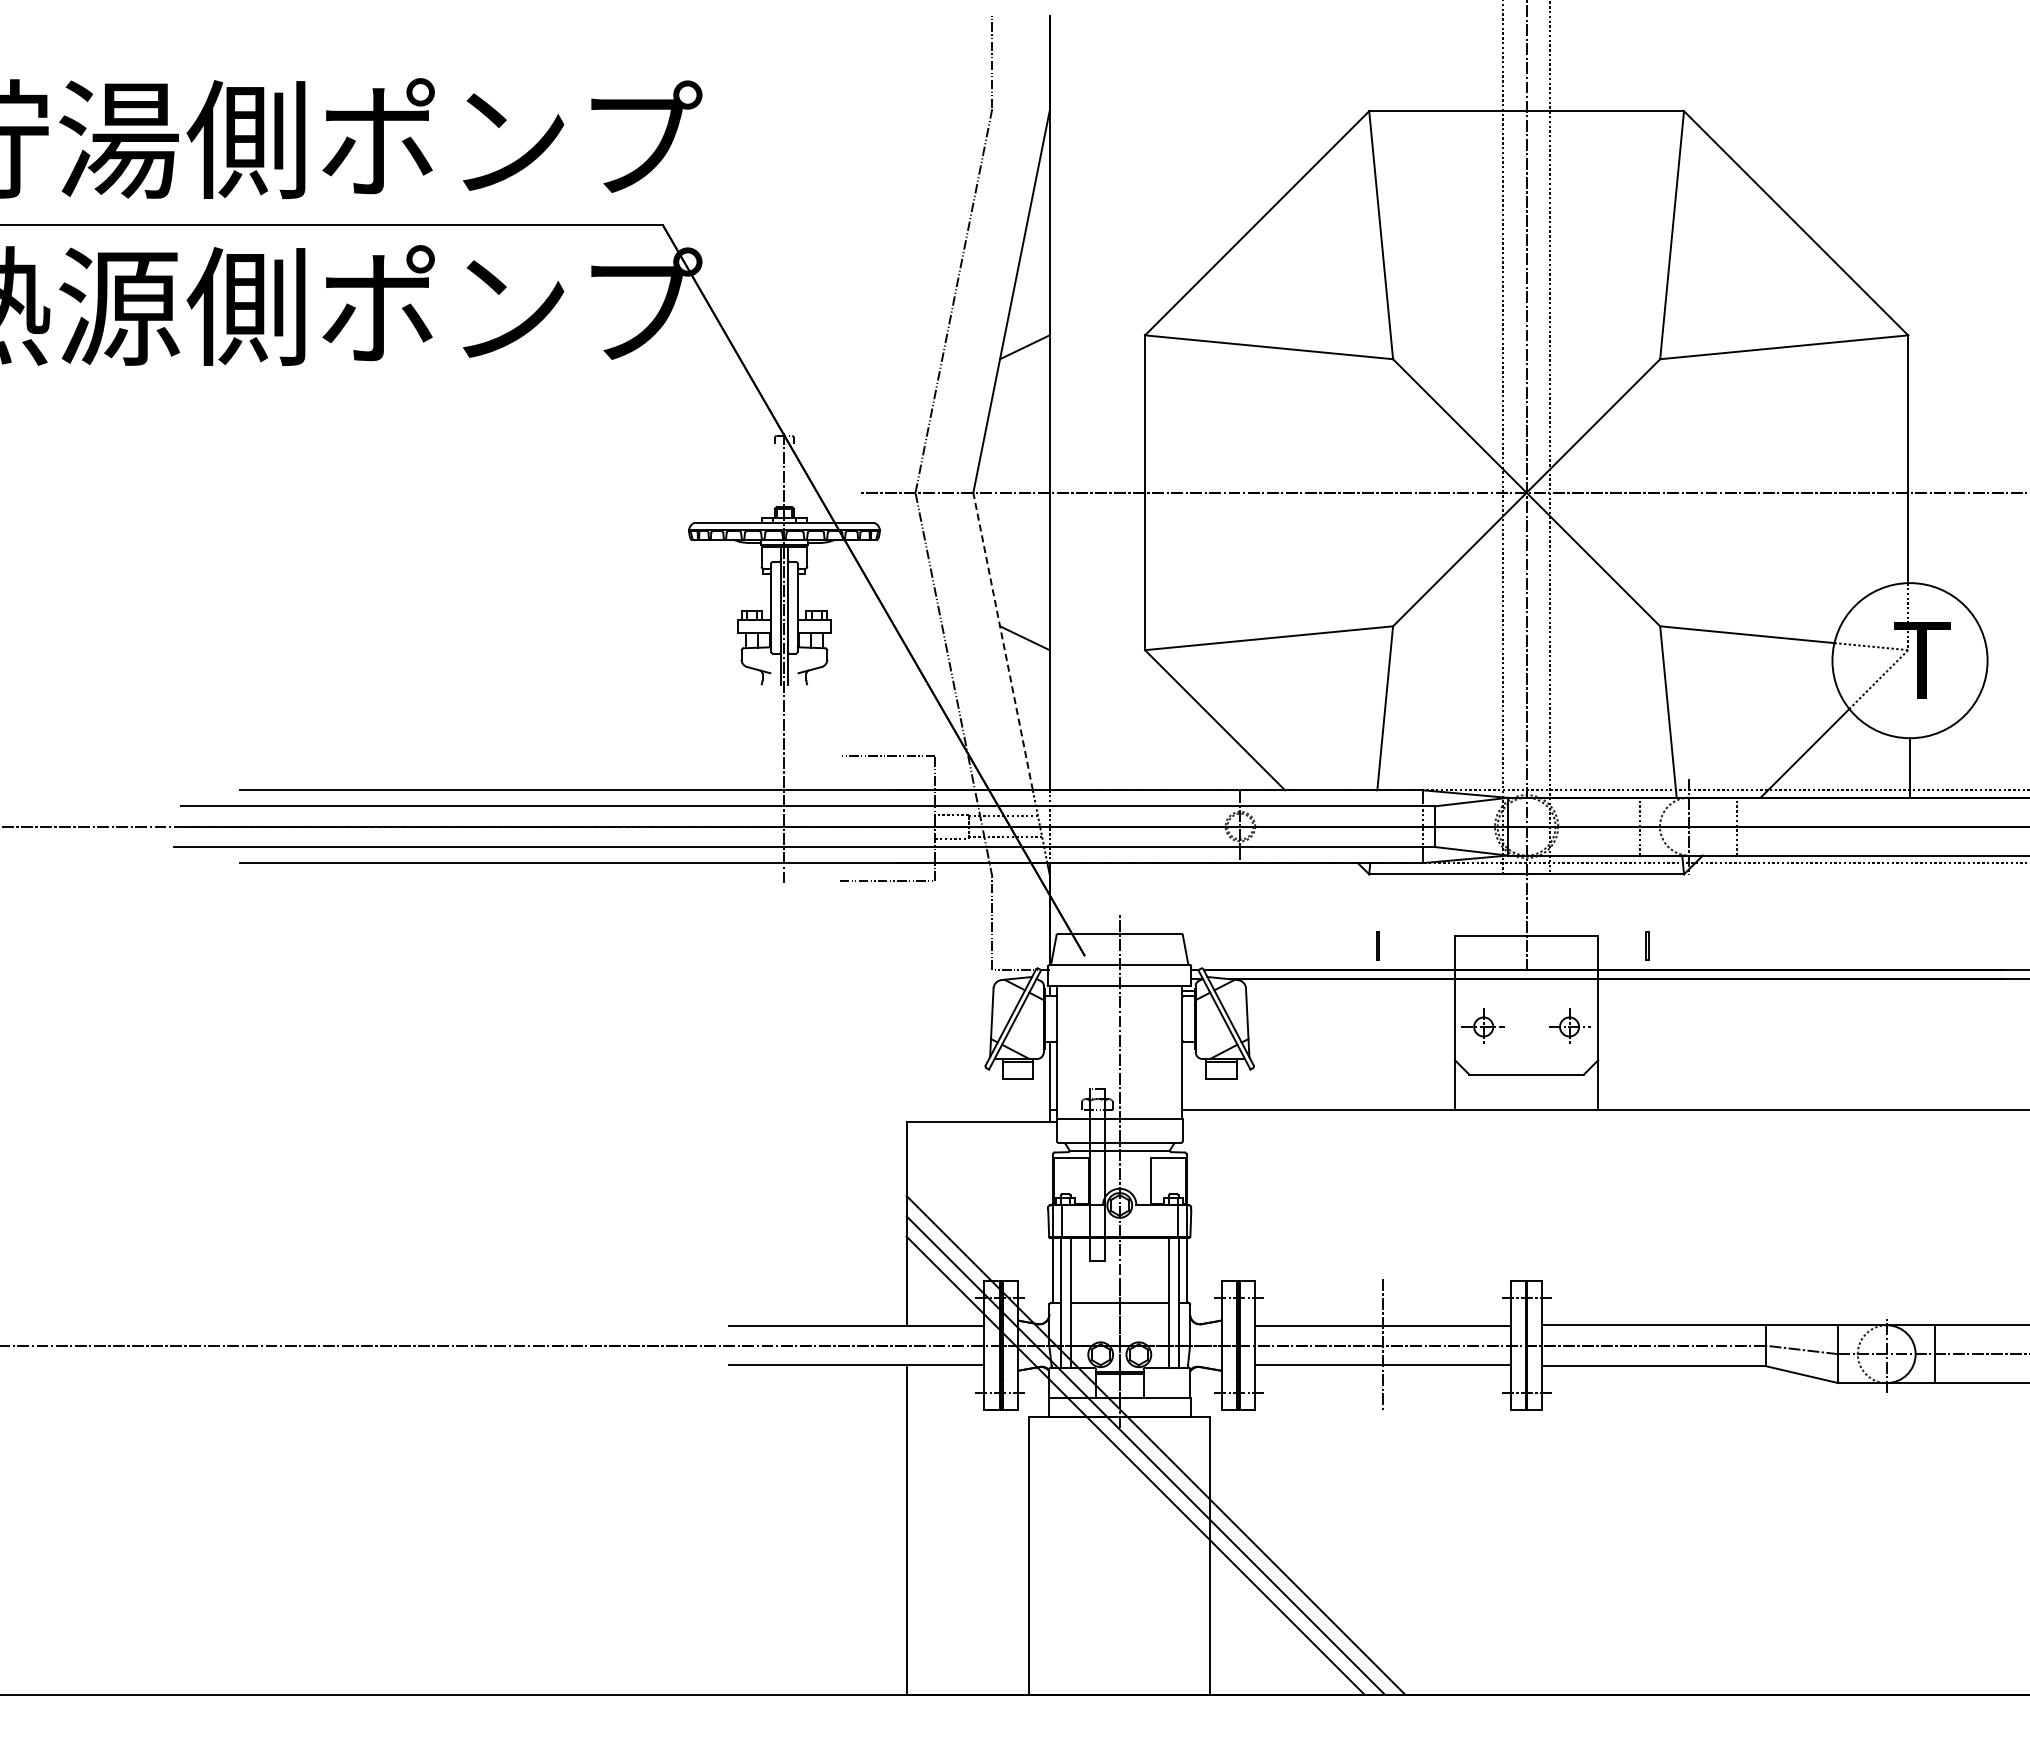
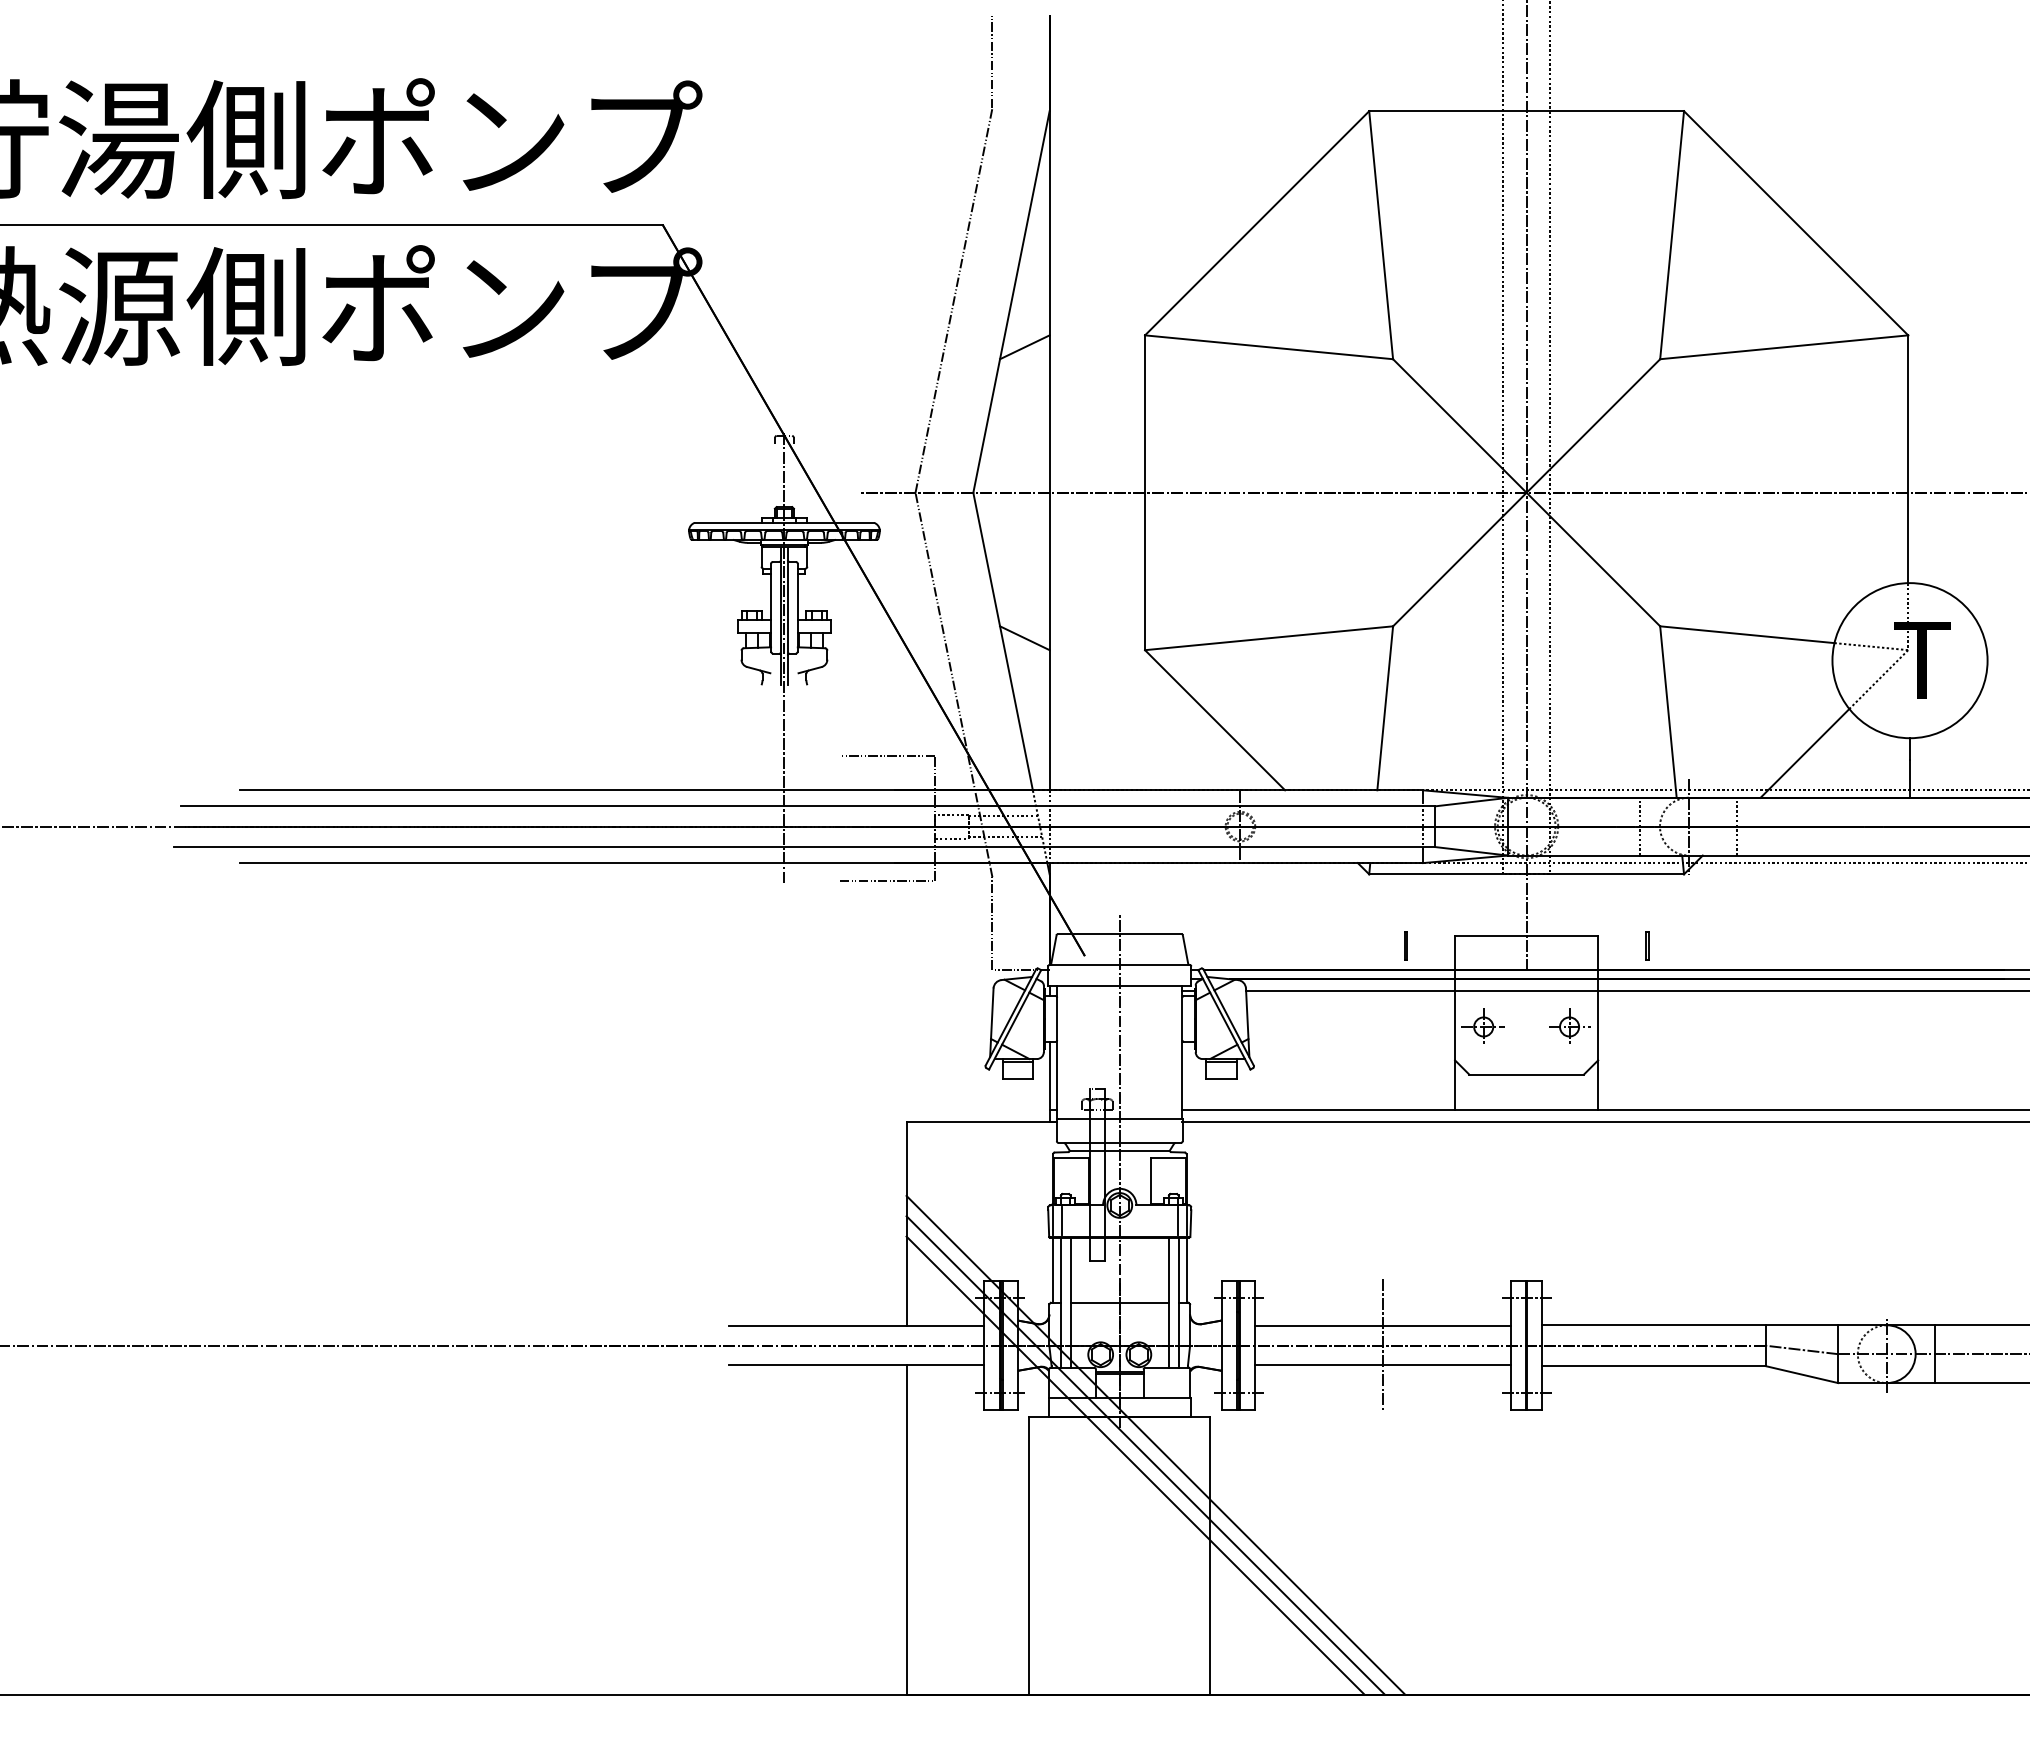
line: dashed -> solid (1003, 641)
line position: (1377, 945) -> (1405, 945) (1405, 945)
line: none -> present (1636, 991)
line: none -> present (1604, 1122)
